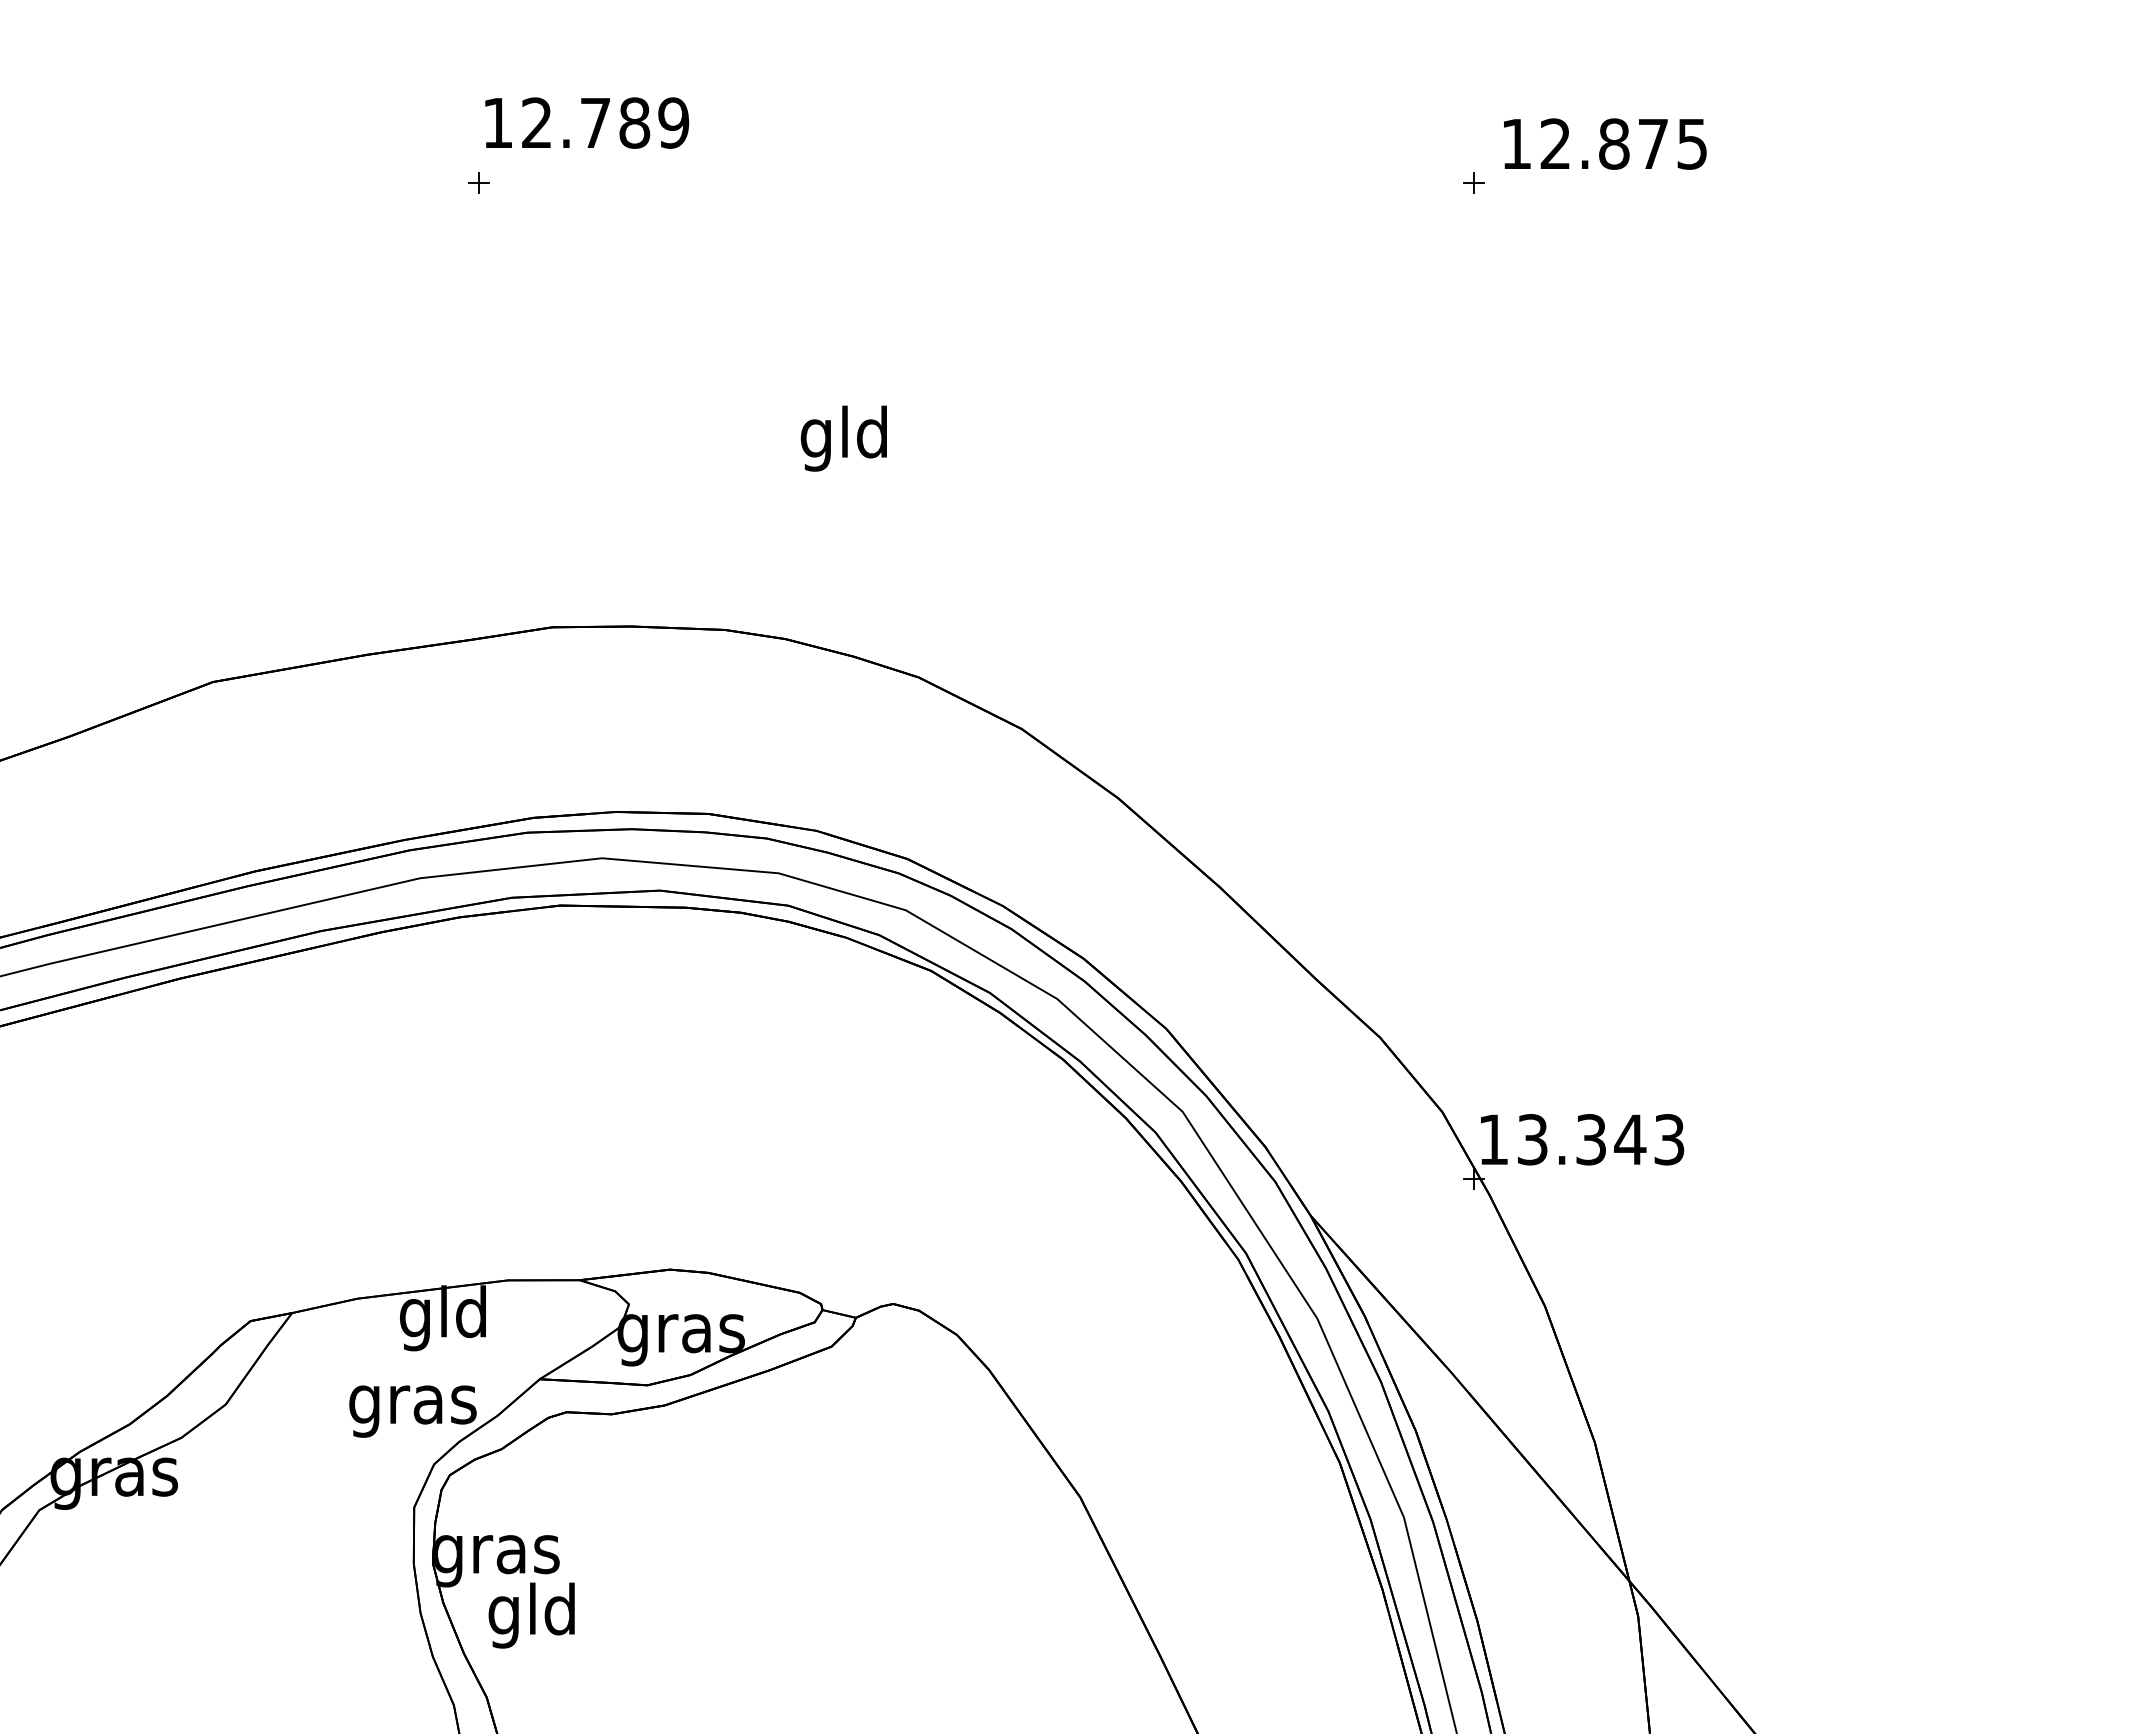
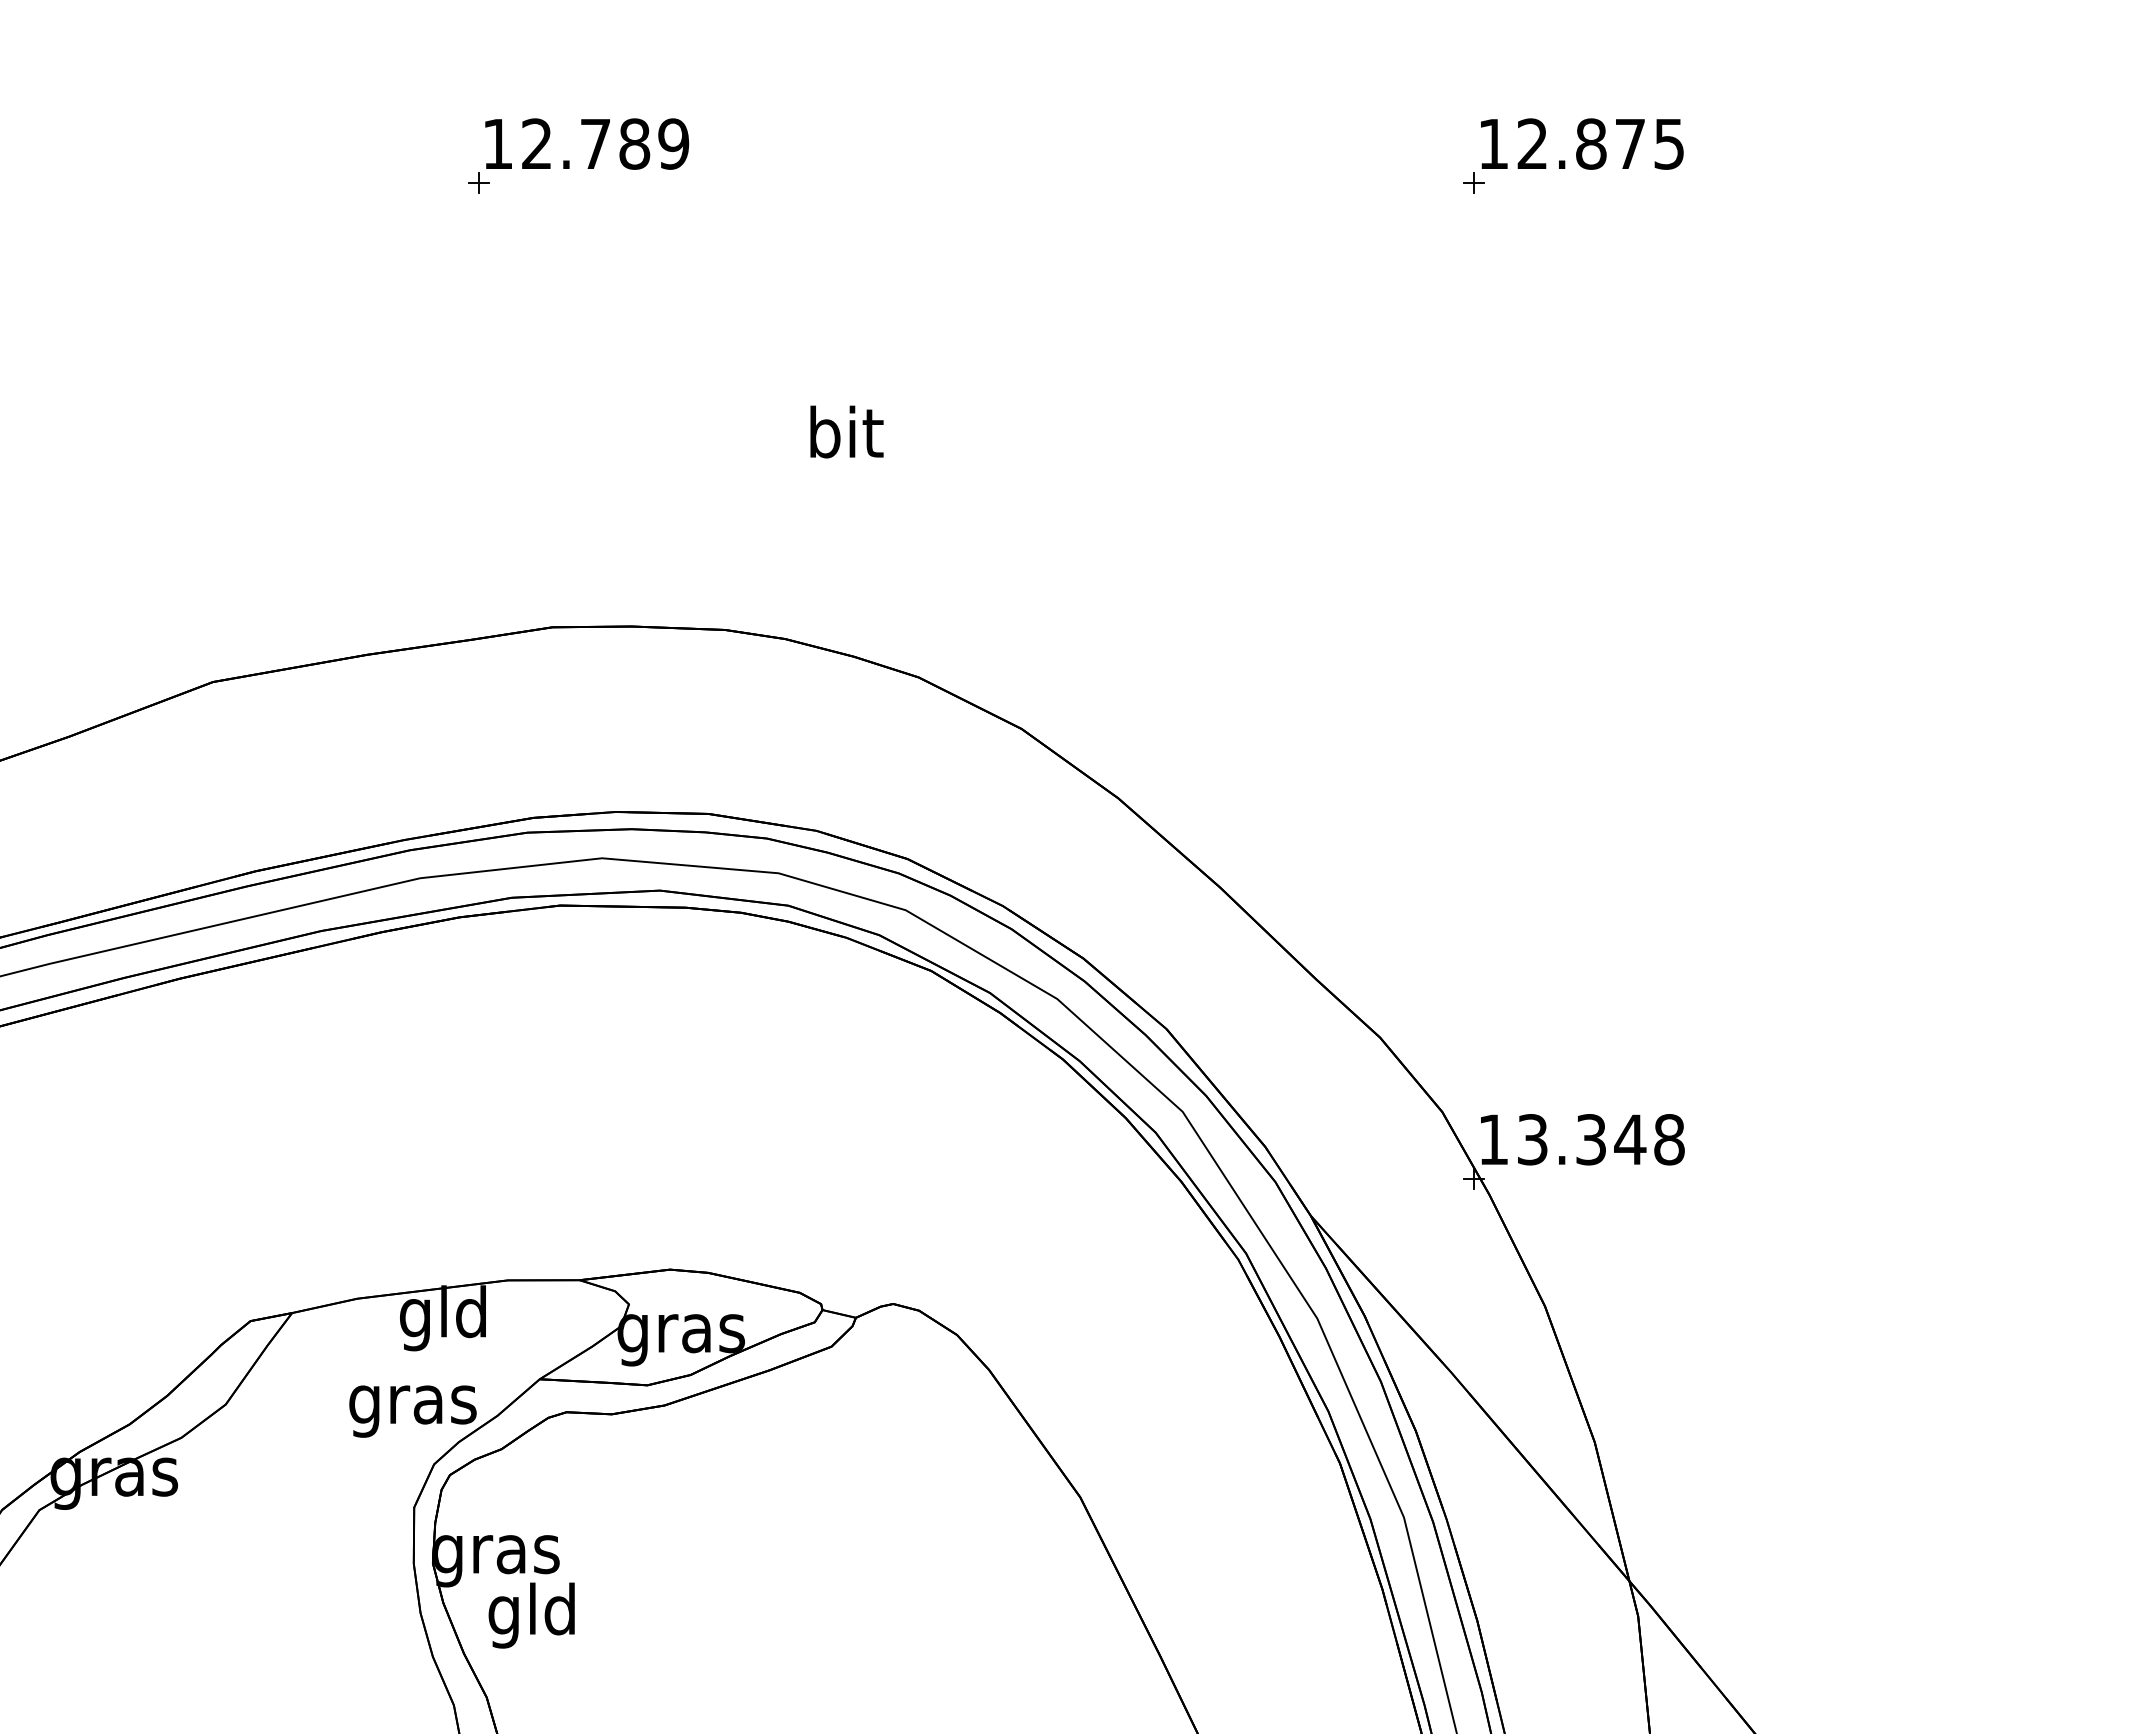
text position: (587, 122) -> (587, 143) (587, 143)
text position: (1605, 143) -> (1582, 143) (1582, 143)
text: gld -> bit (843, 438)
text: 13.343 -> 13.348 (1669, 1139)
